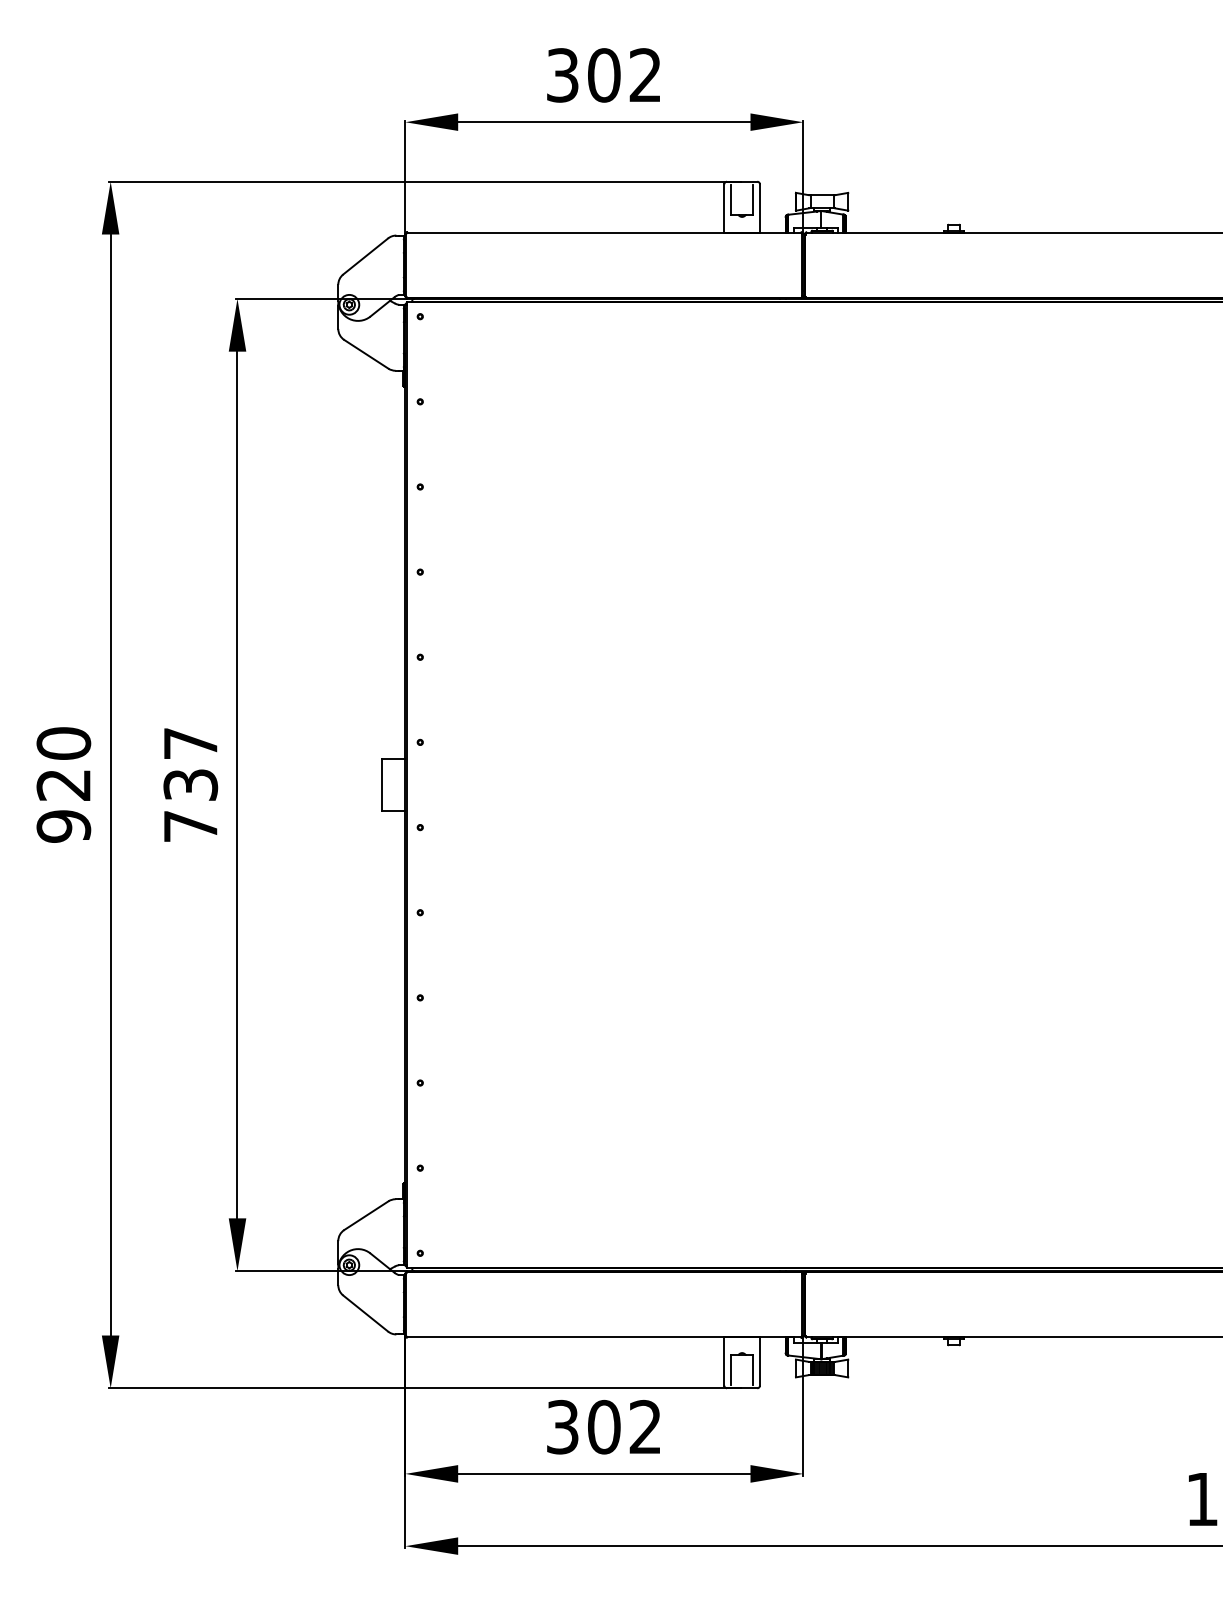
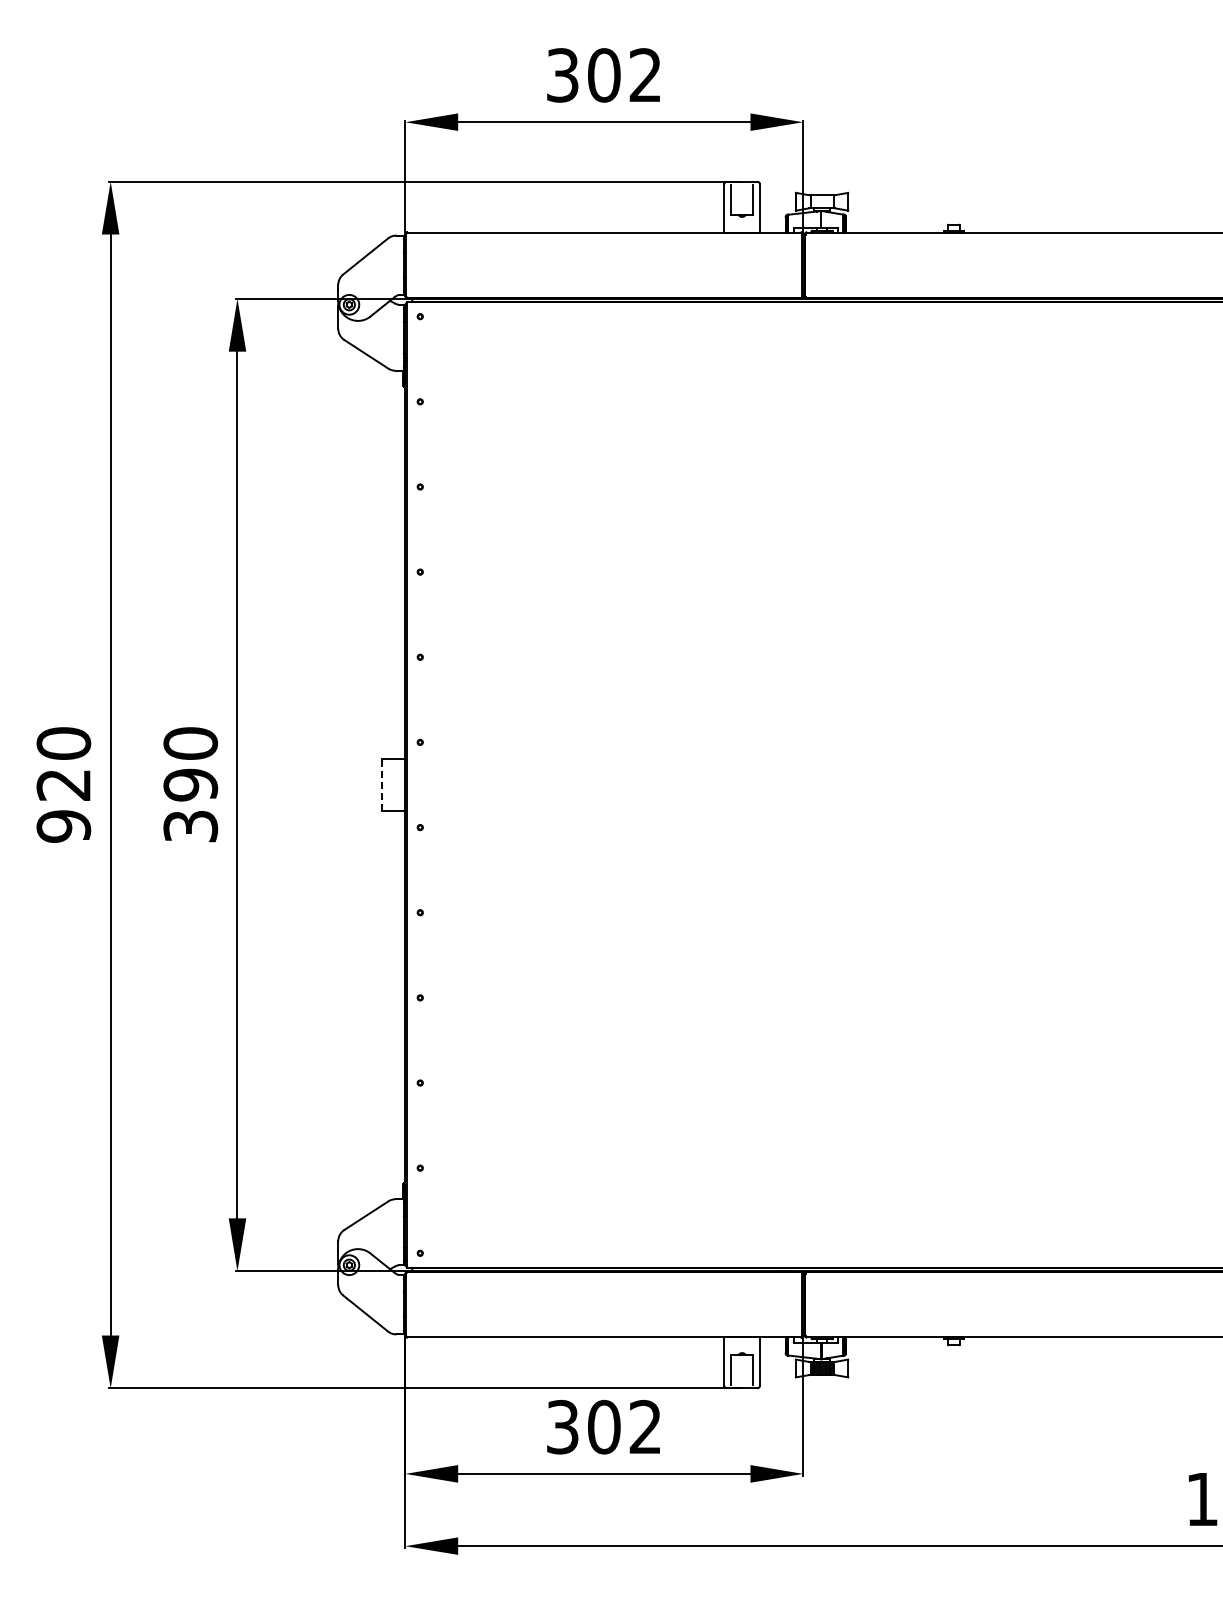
text: 737 -> 390 (190, 784)
line: solid -> dashed (382, 784)
